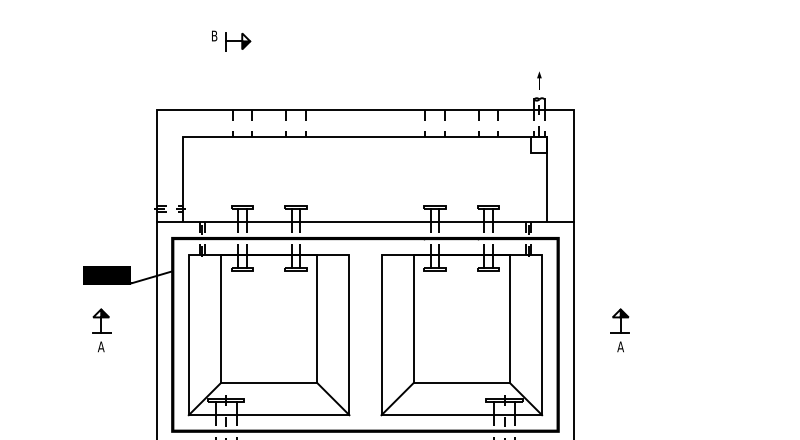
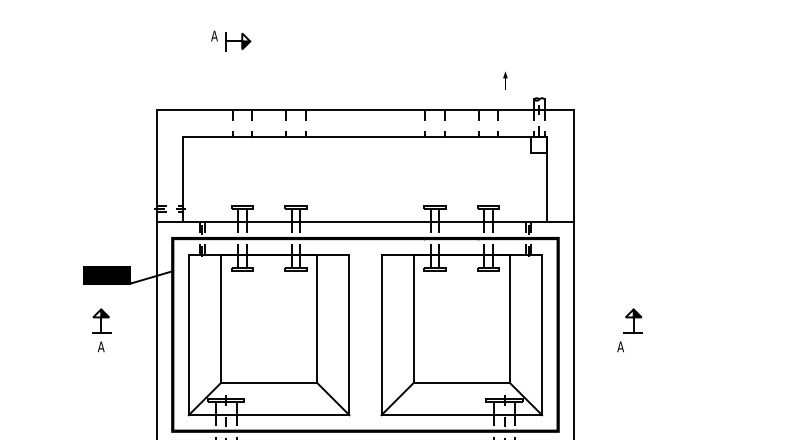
text: B -> A (214, 35)
part position: (539, 80) -> (505, 80) (505, 80)
part position: (619, 320) -> (632, 320) (632, 320)
